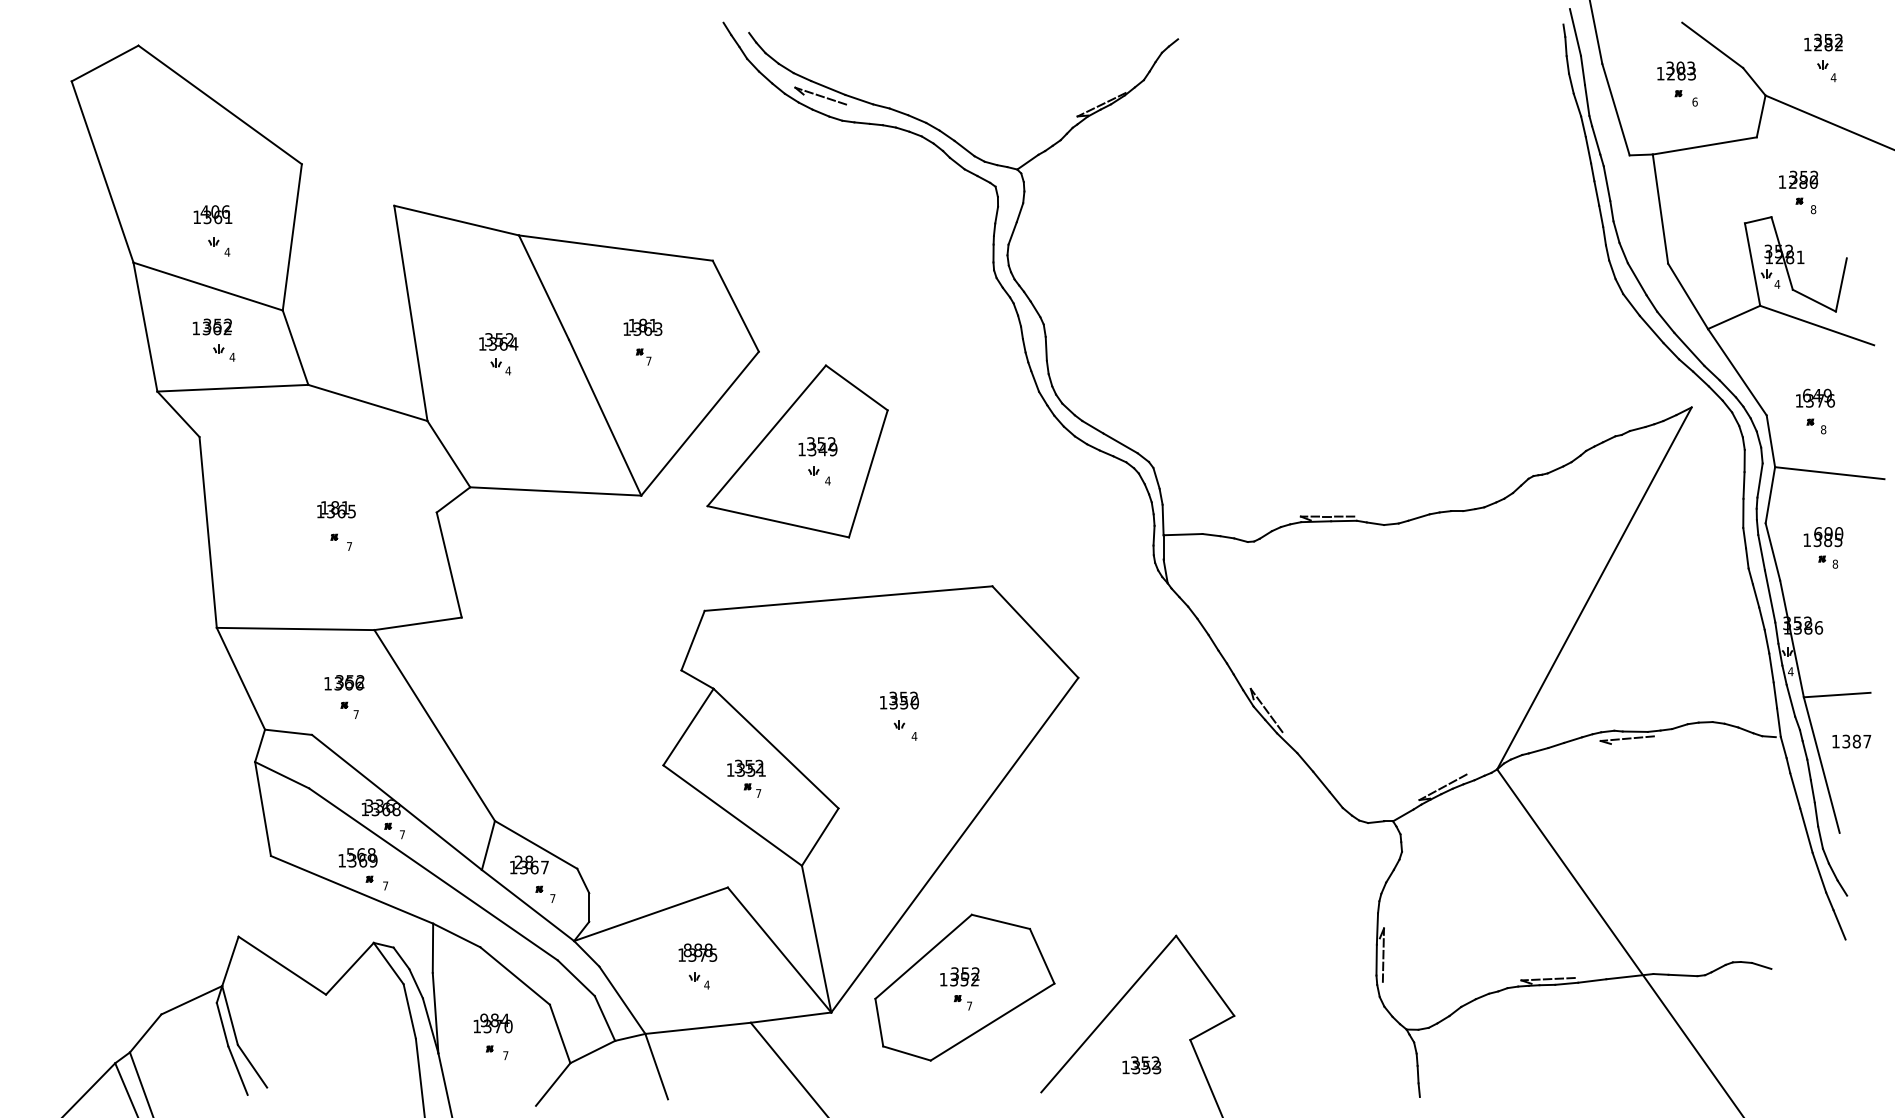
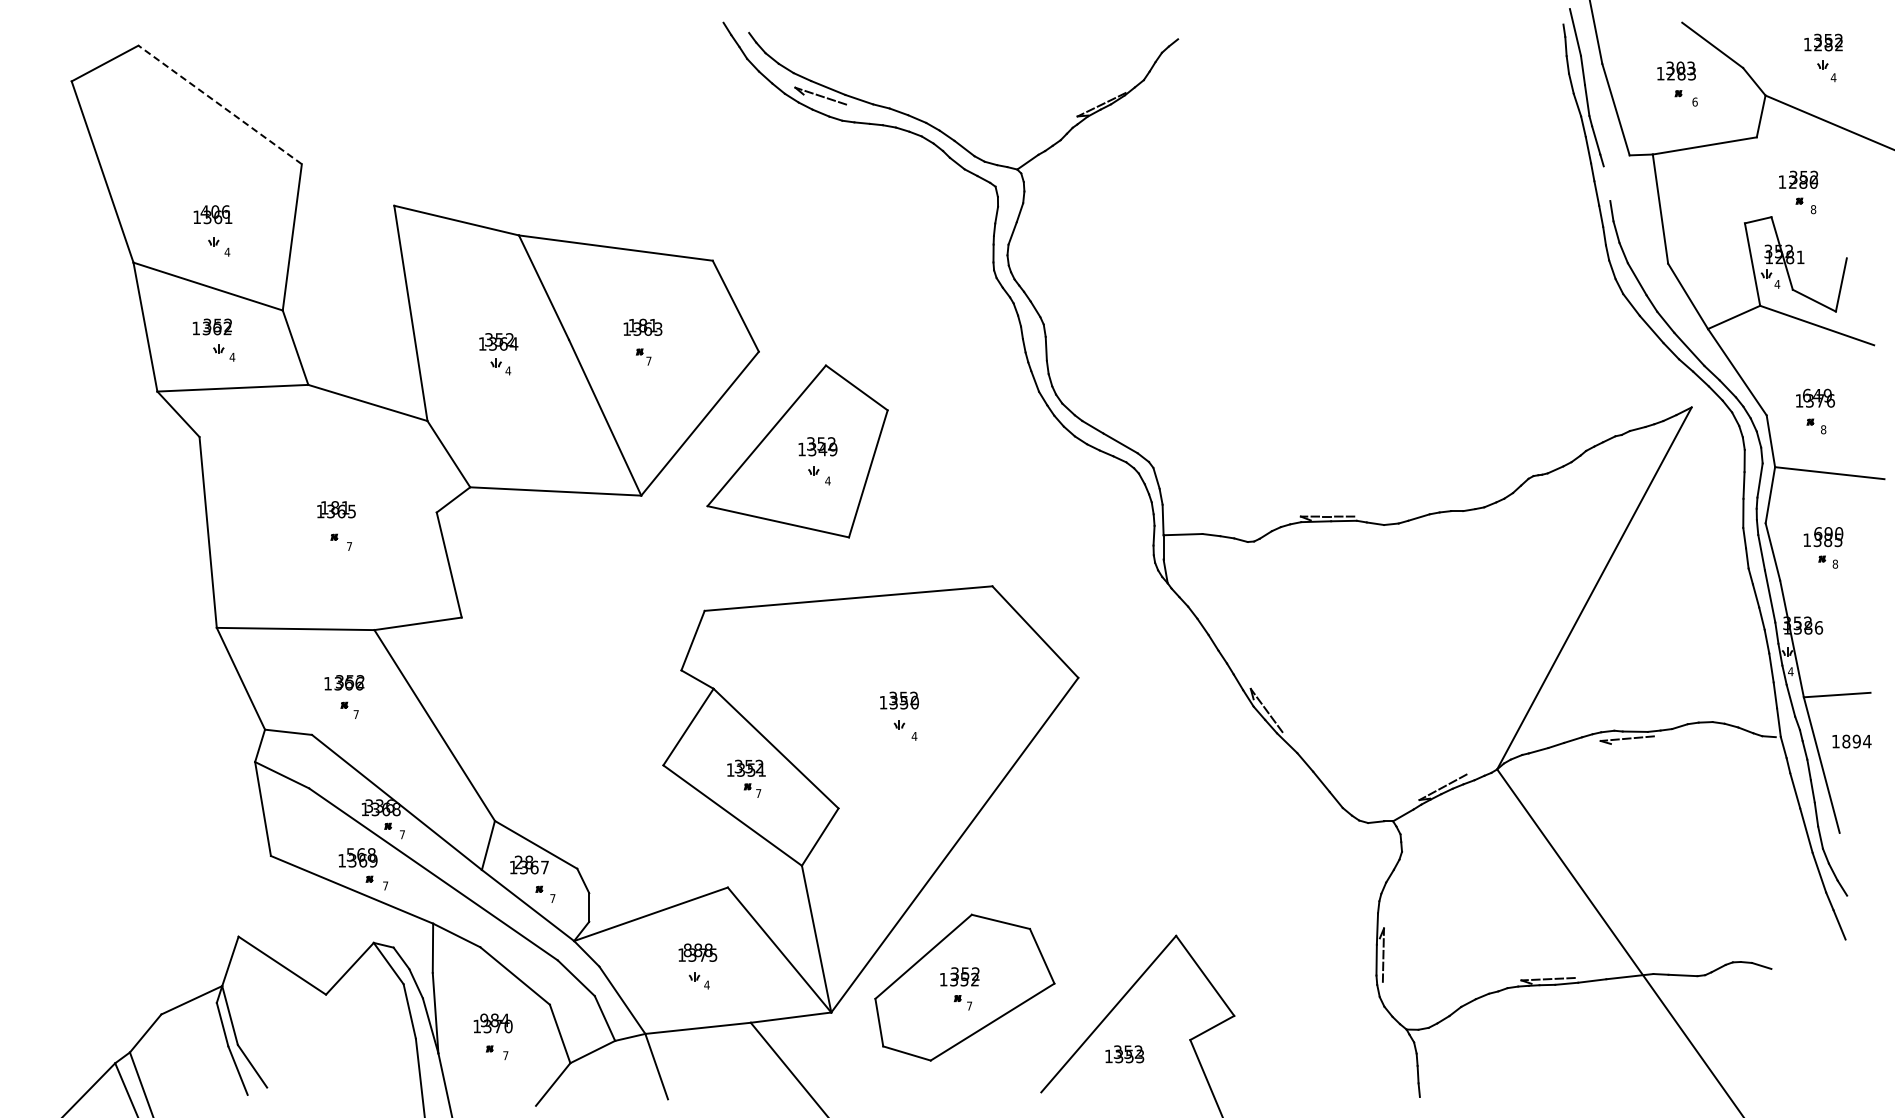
line: solid -> dashed (220, 104)
line: present -> none (1606, 183)
text: 1387 -> 1894 (1856, 741)
text position: (1141, 1065) -> (1124, 1054) (1124, 1054)
